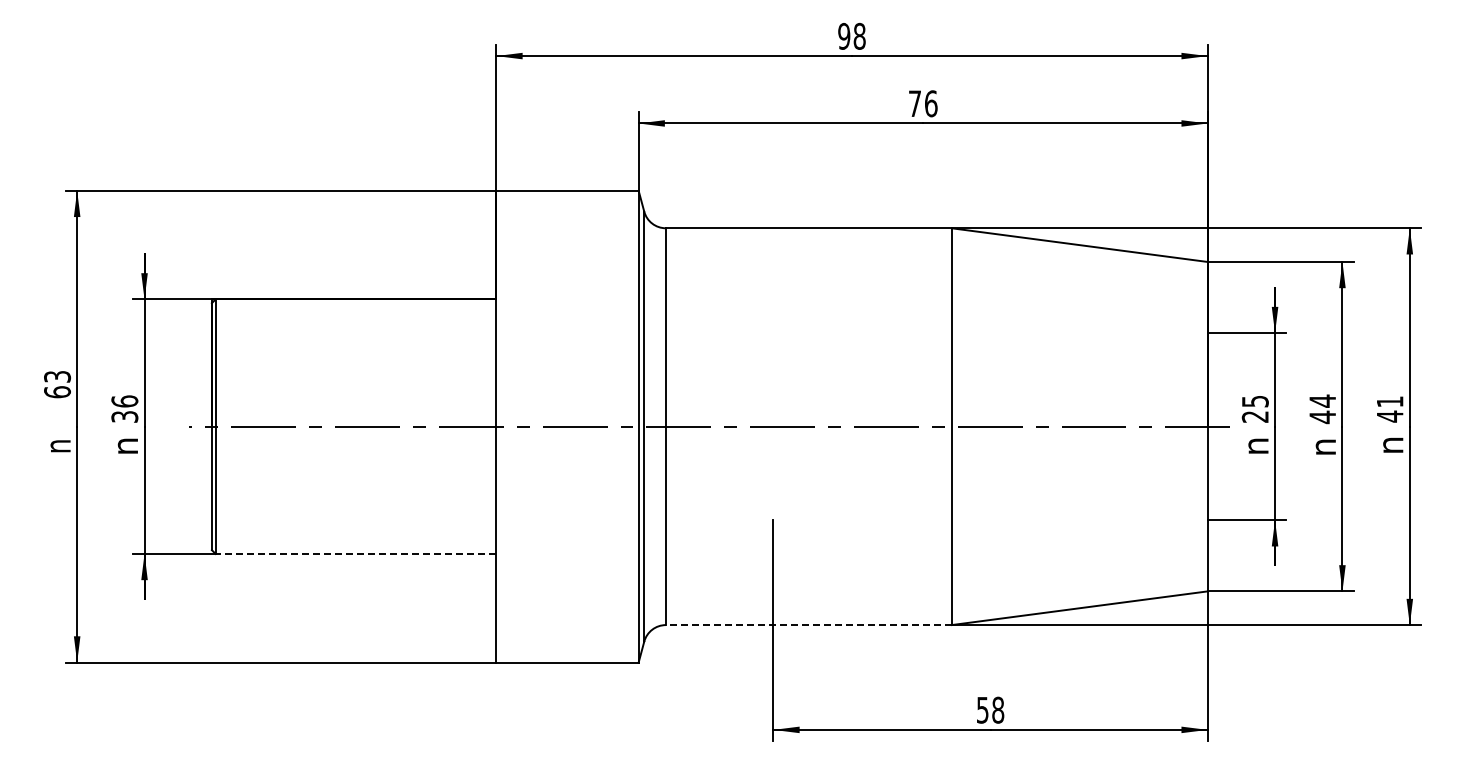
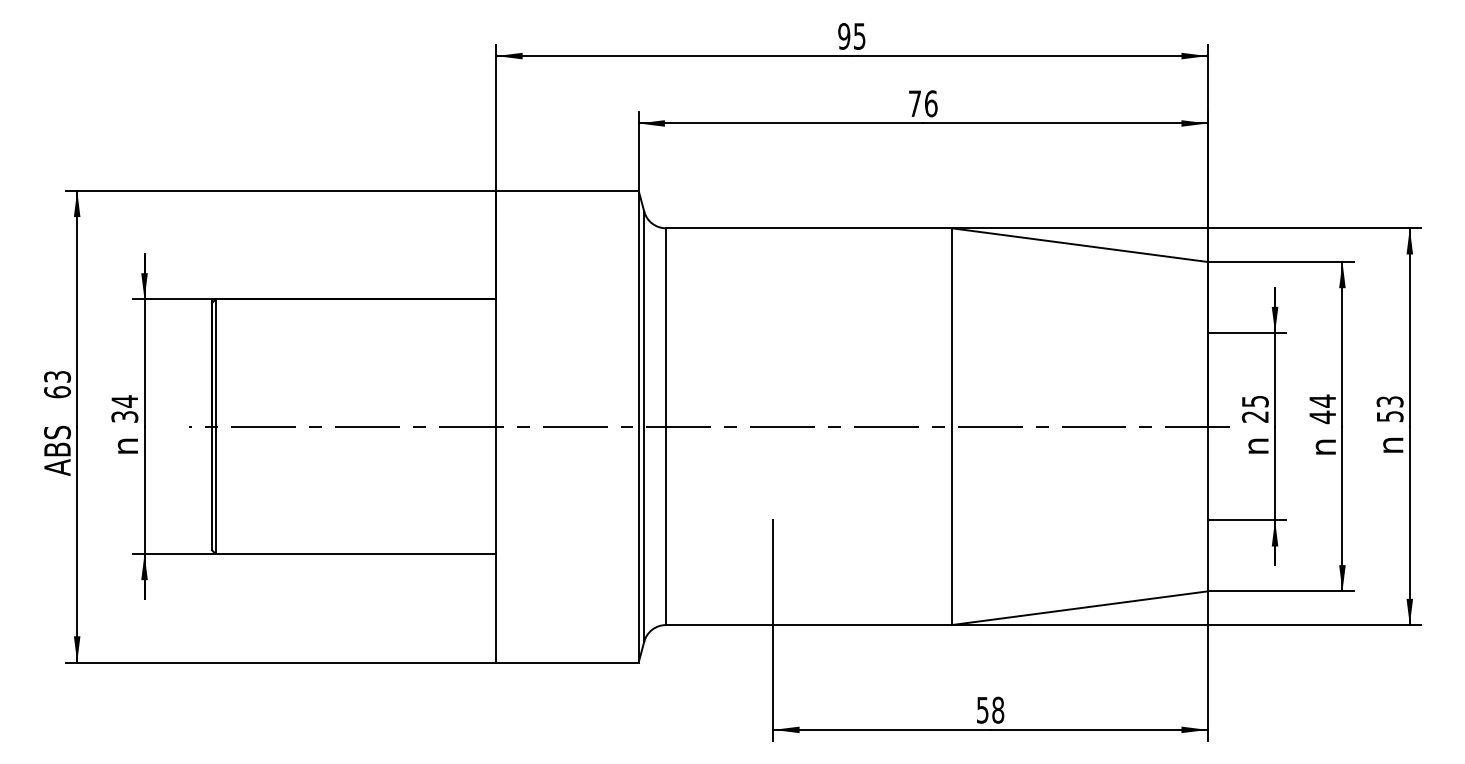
text: 98 -> 95 (859, 35)
text: 36 -> 34 (124, 401)
text: 41 -> 53 (1389, 409)
text: n -> ABS (57, 450)
line: dashed -> solid (355, 553)
line: dashed -> solid (808, 625)
